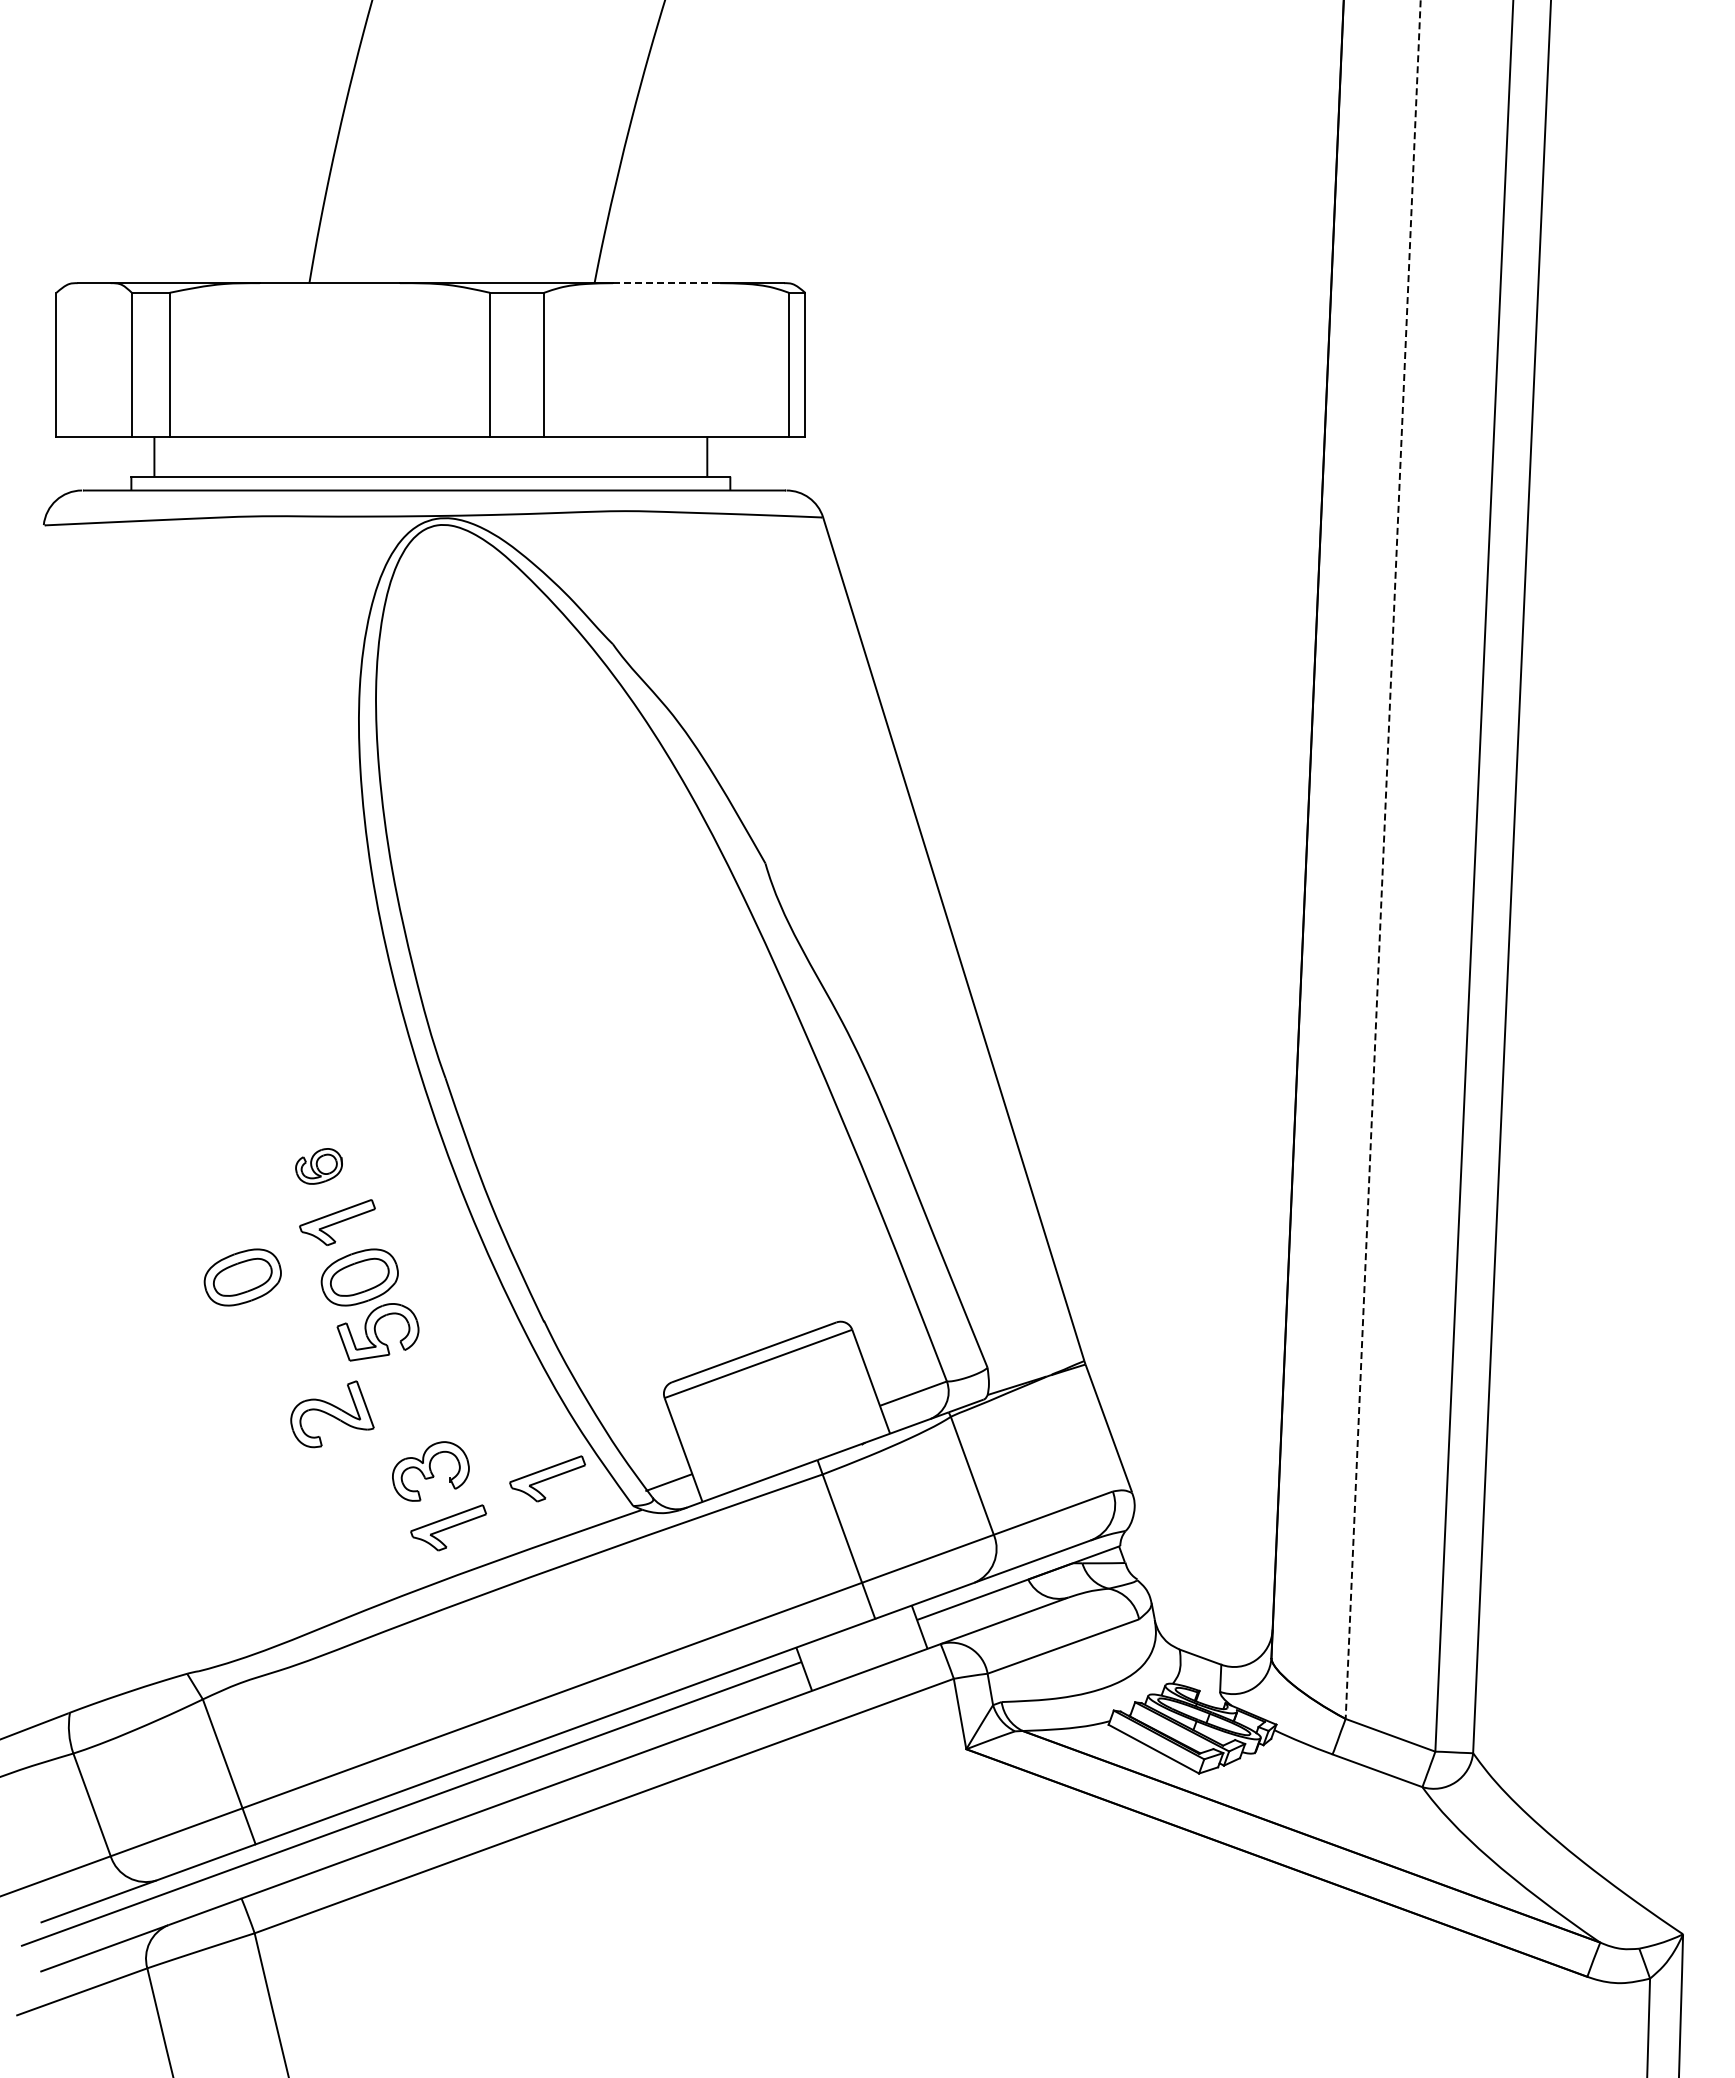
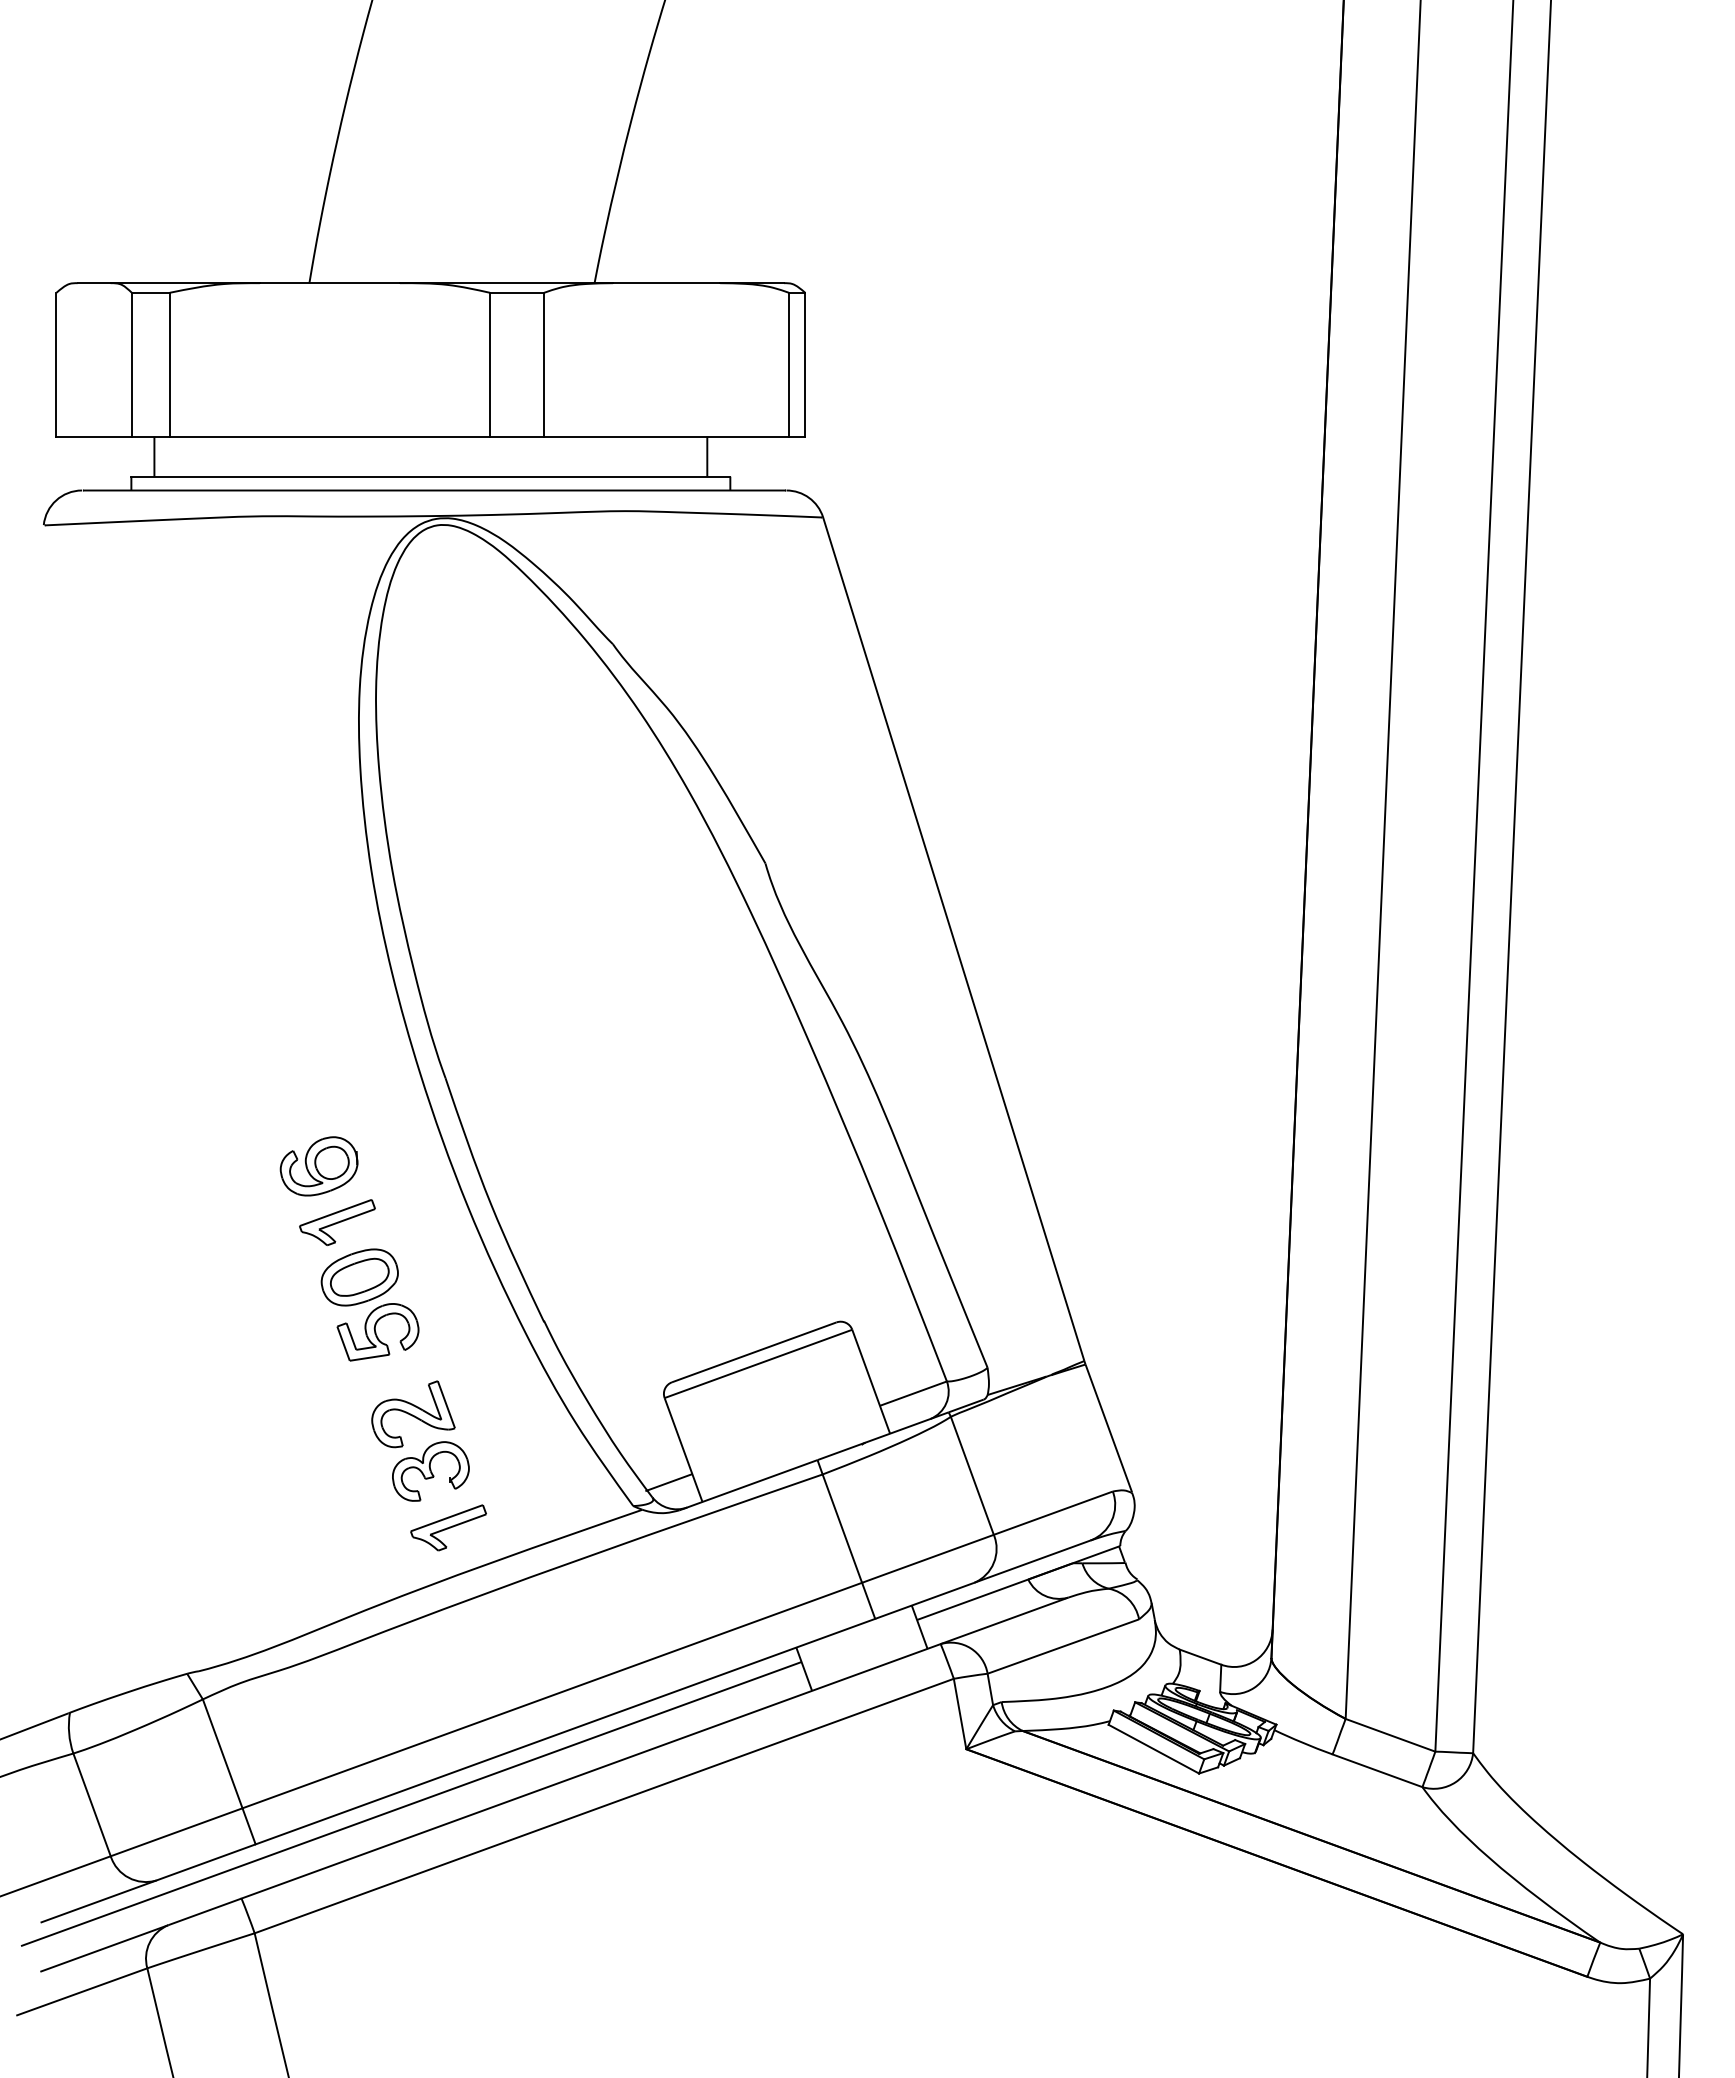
line: dashed -> solid (666, 283)
line: dashed -> solid (1383, 860)
part size: 48x37 px -> 80x61 px (318, 1166)
part: present -> none (242, 1277)
part position: (332, 1414) -> (413, 1414) (413, 1414)
part: present -> none (547, 1478)
